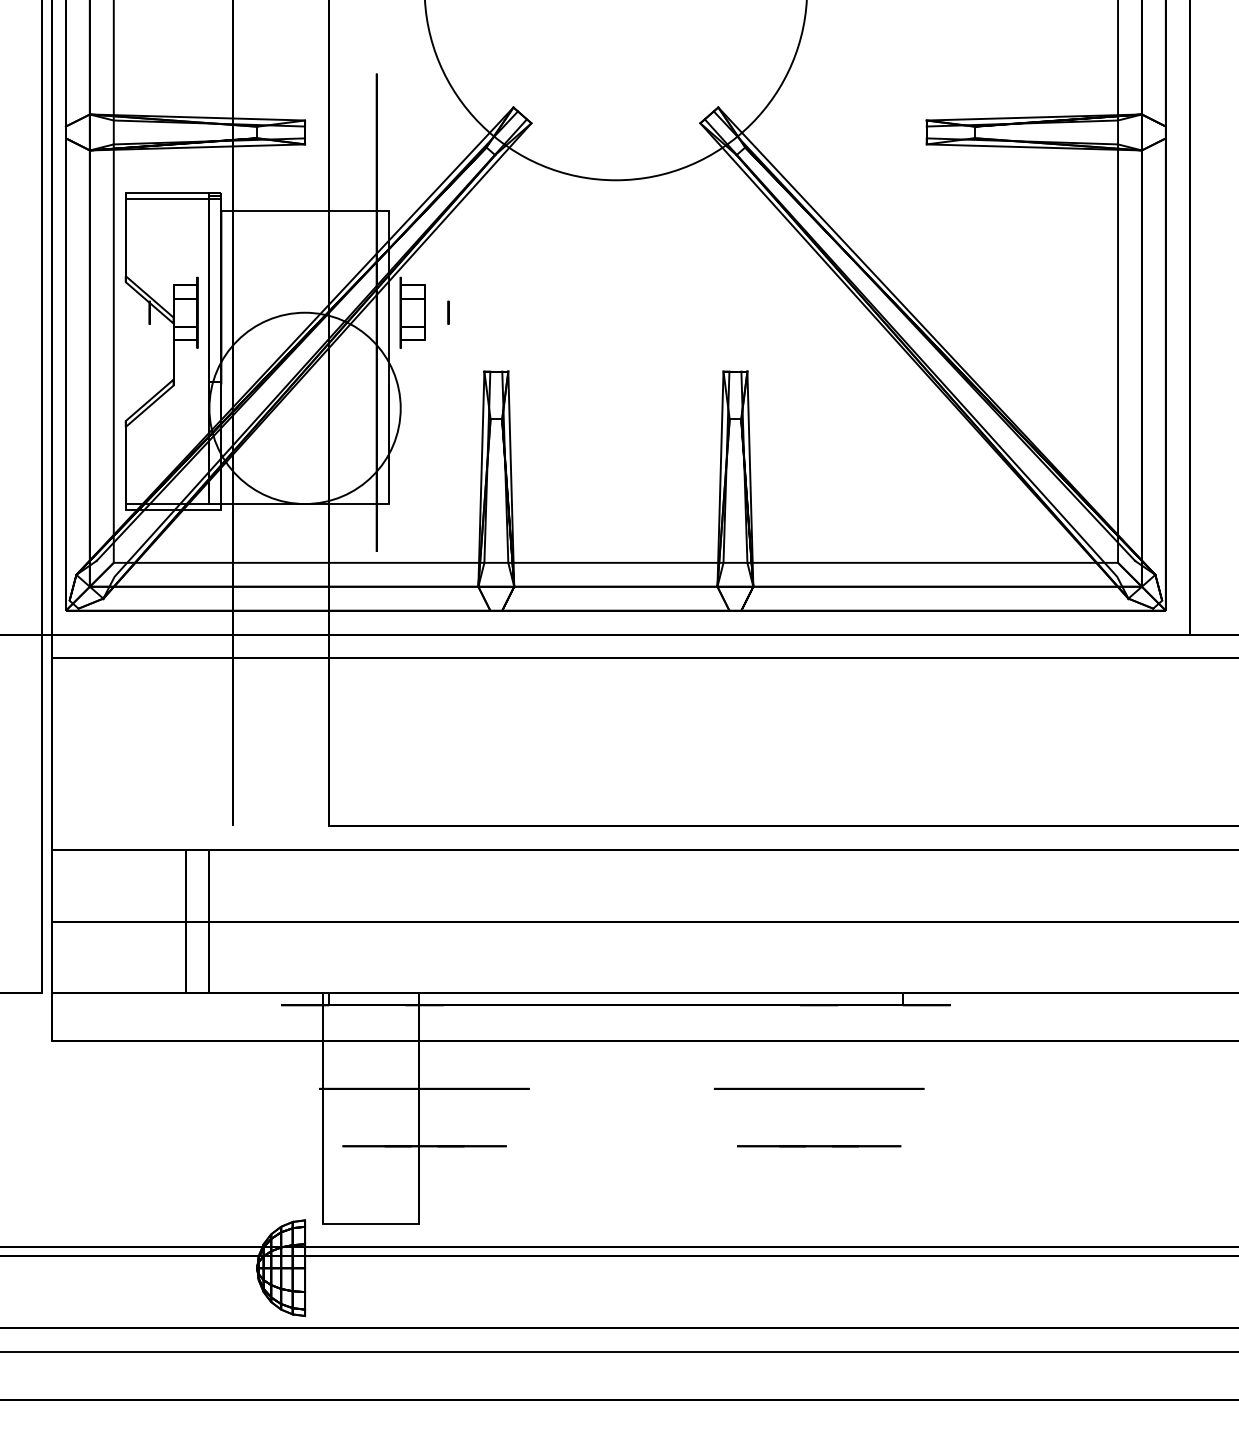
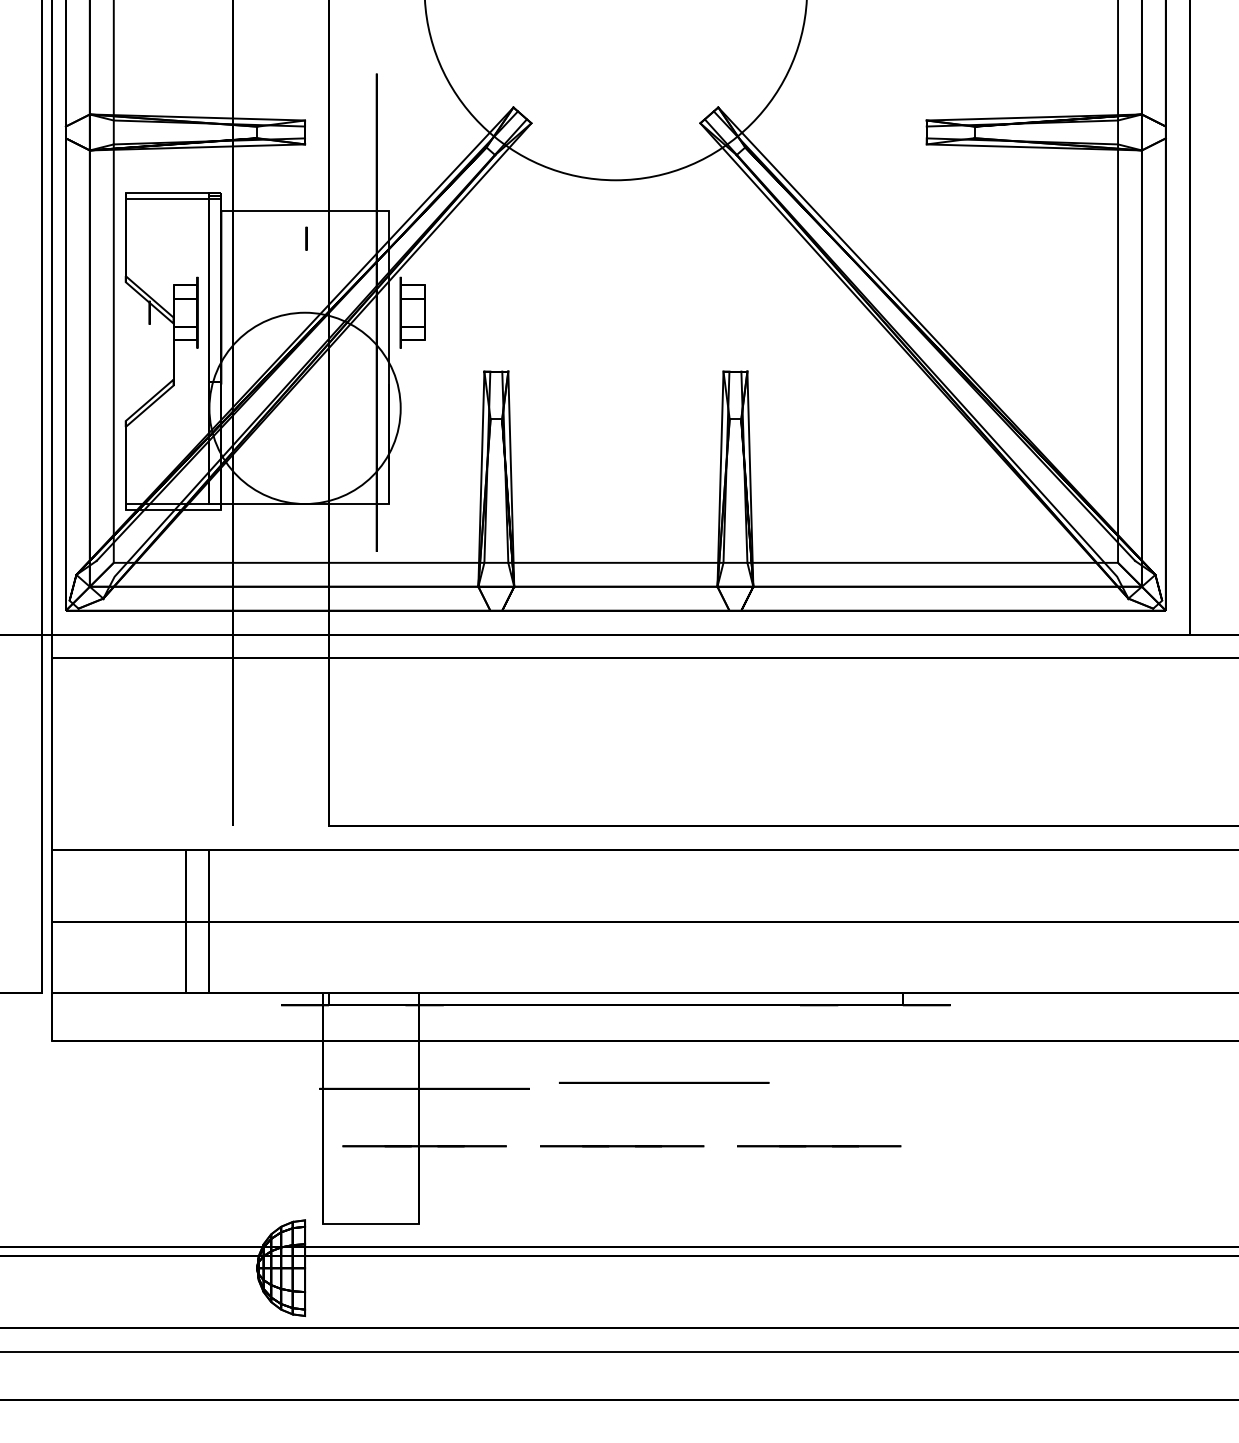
circle position: (448, 312) -> (306, 238) (306, 238)
circle position: (819, 1088) -> (664, 1082) (664, 1082)
line: none -> present (622, 1146)
